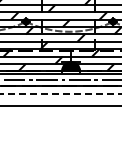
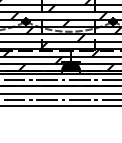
line: dashed -> solid (61, 94)
line: none -> present (60, 100)
